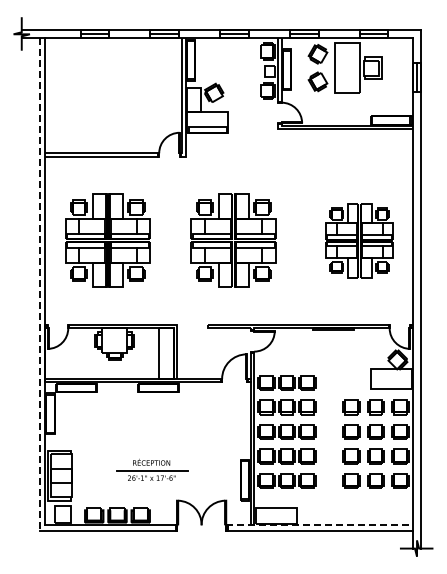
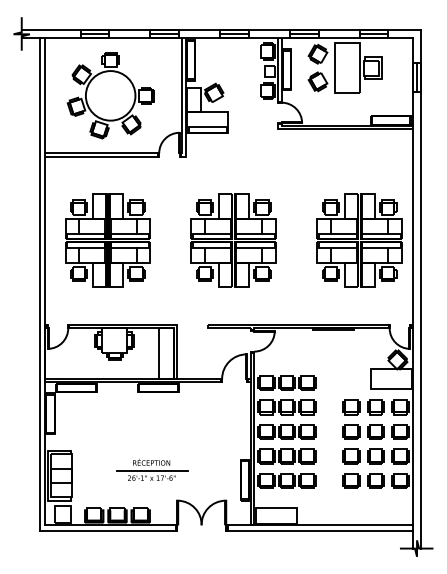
part: none -> present (110, 95)
part size: 69x76 px -> 87x95 px (359, 240)
line: dashed -> solid (39, 285)
line: dashed -> solid (320, 525)
